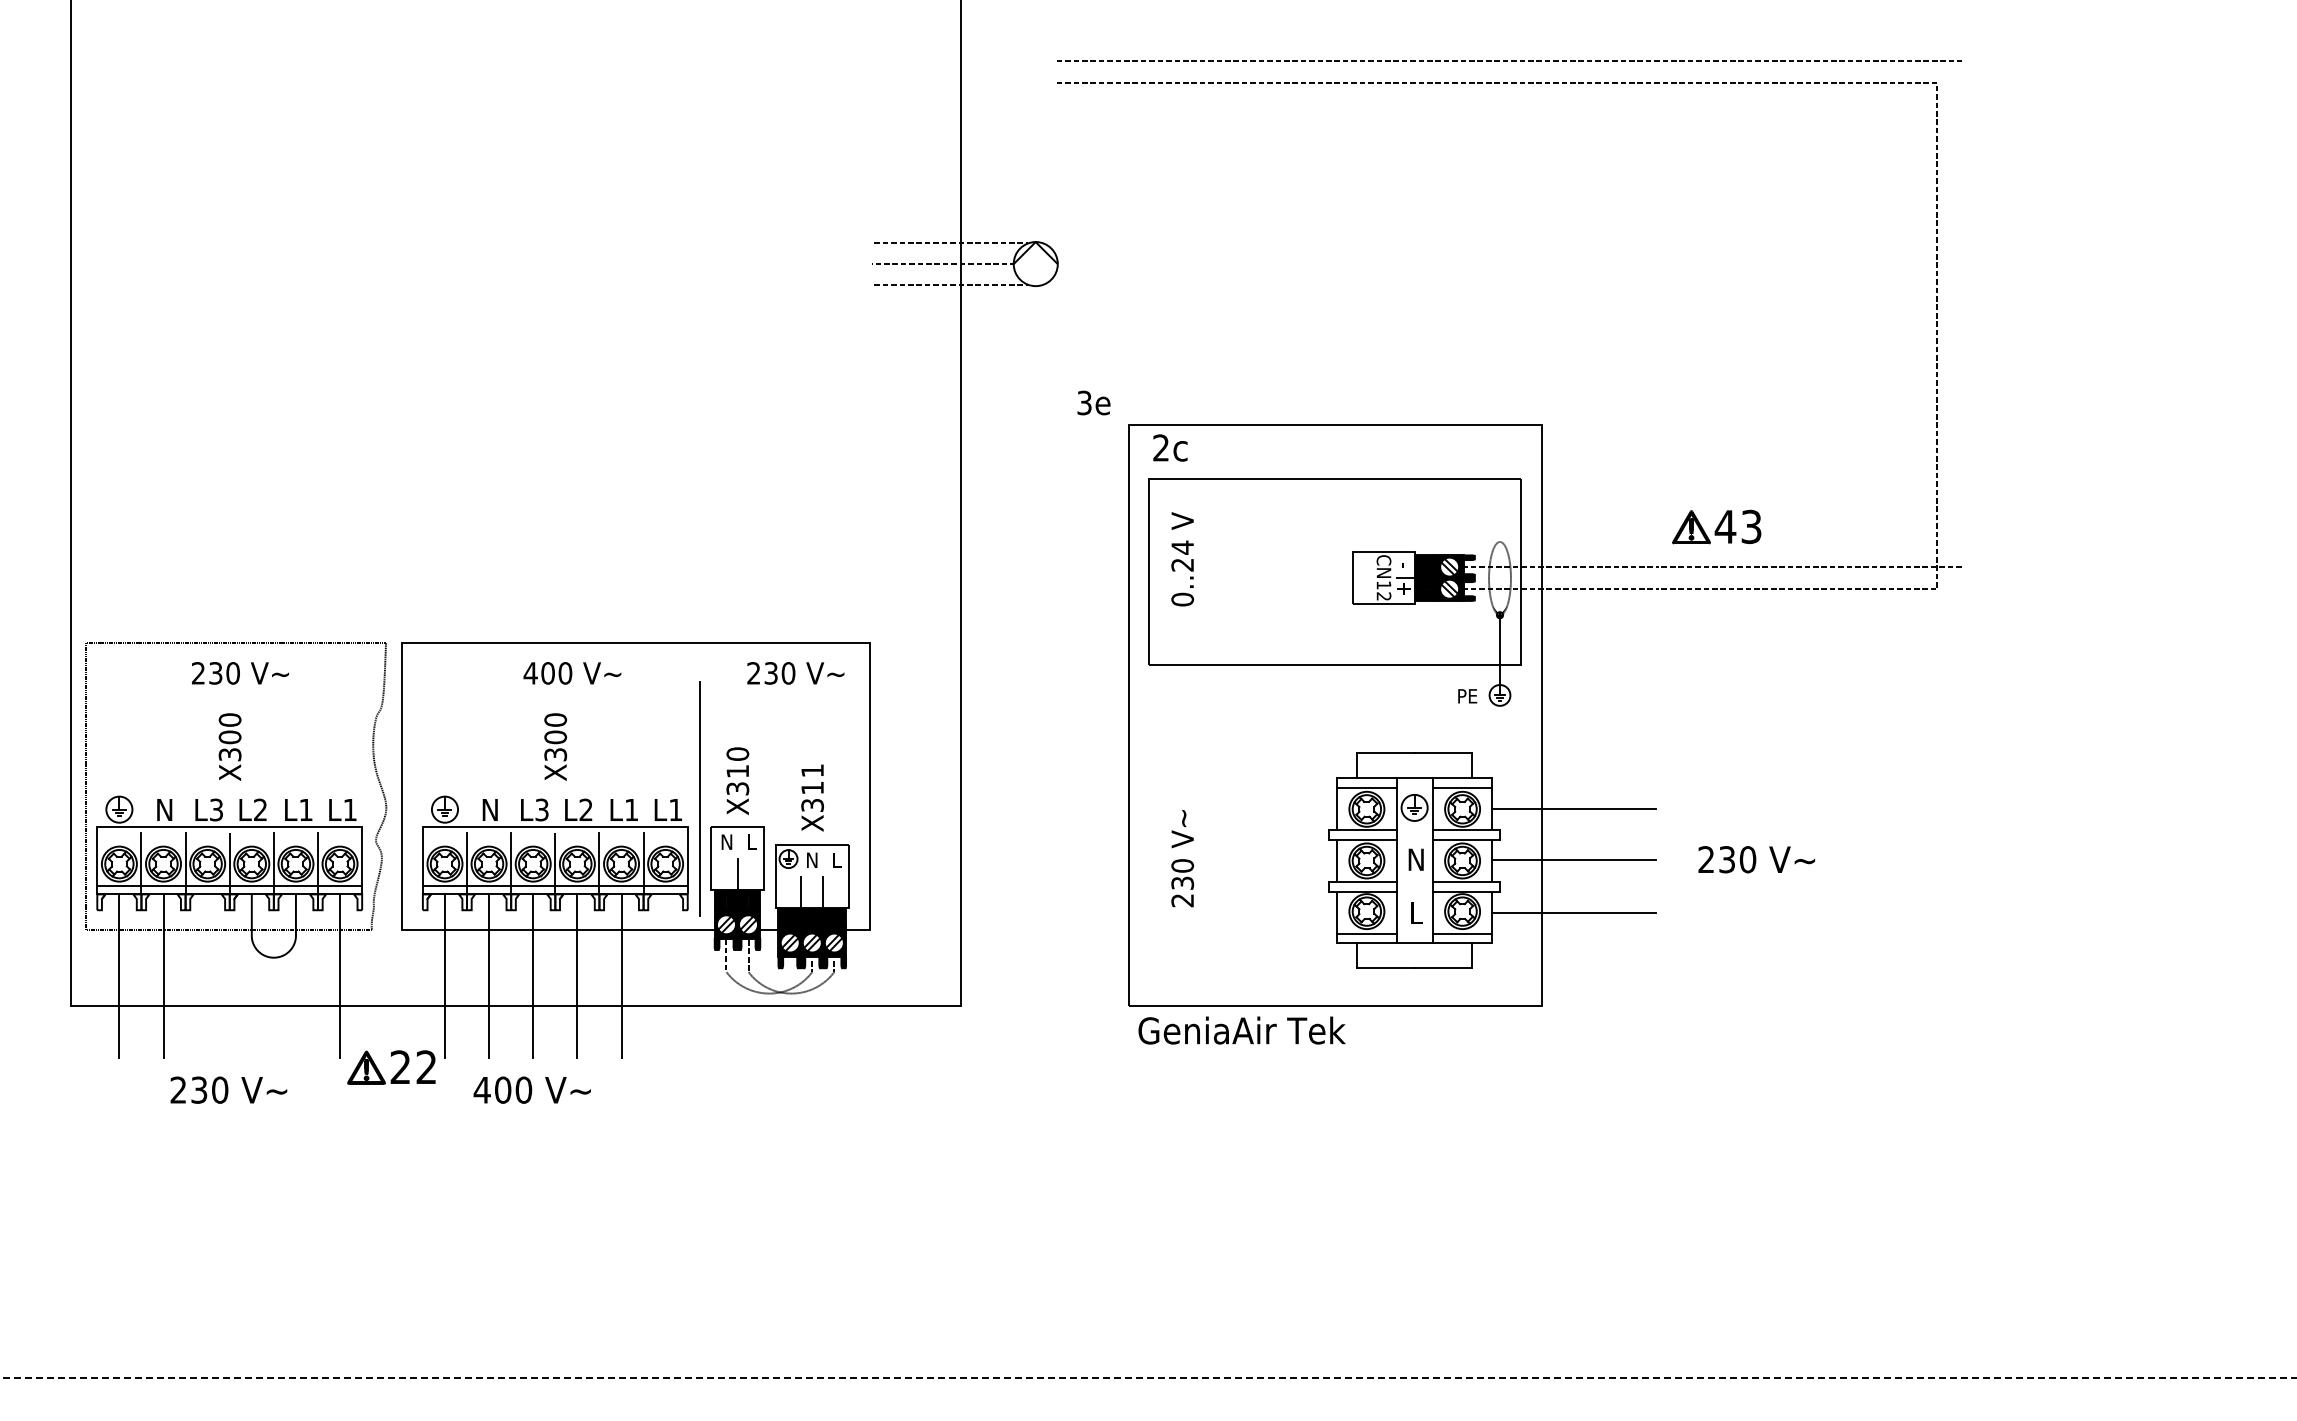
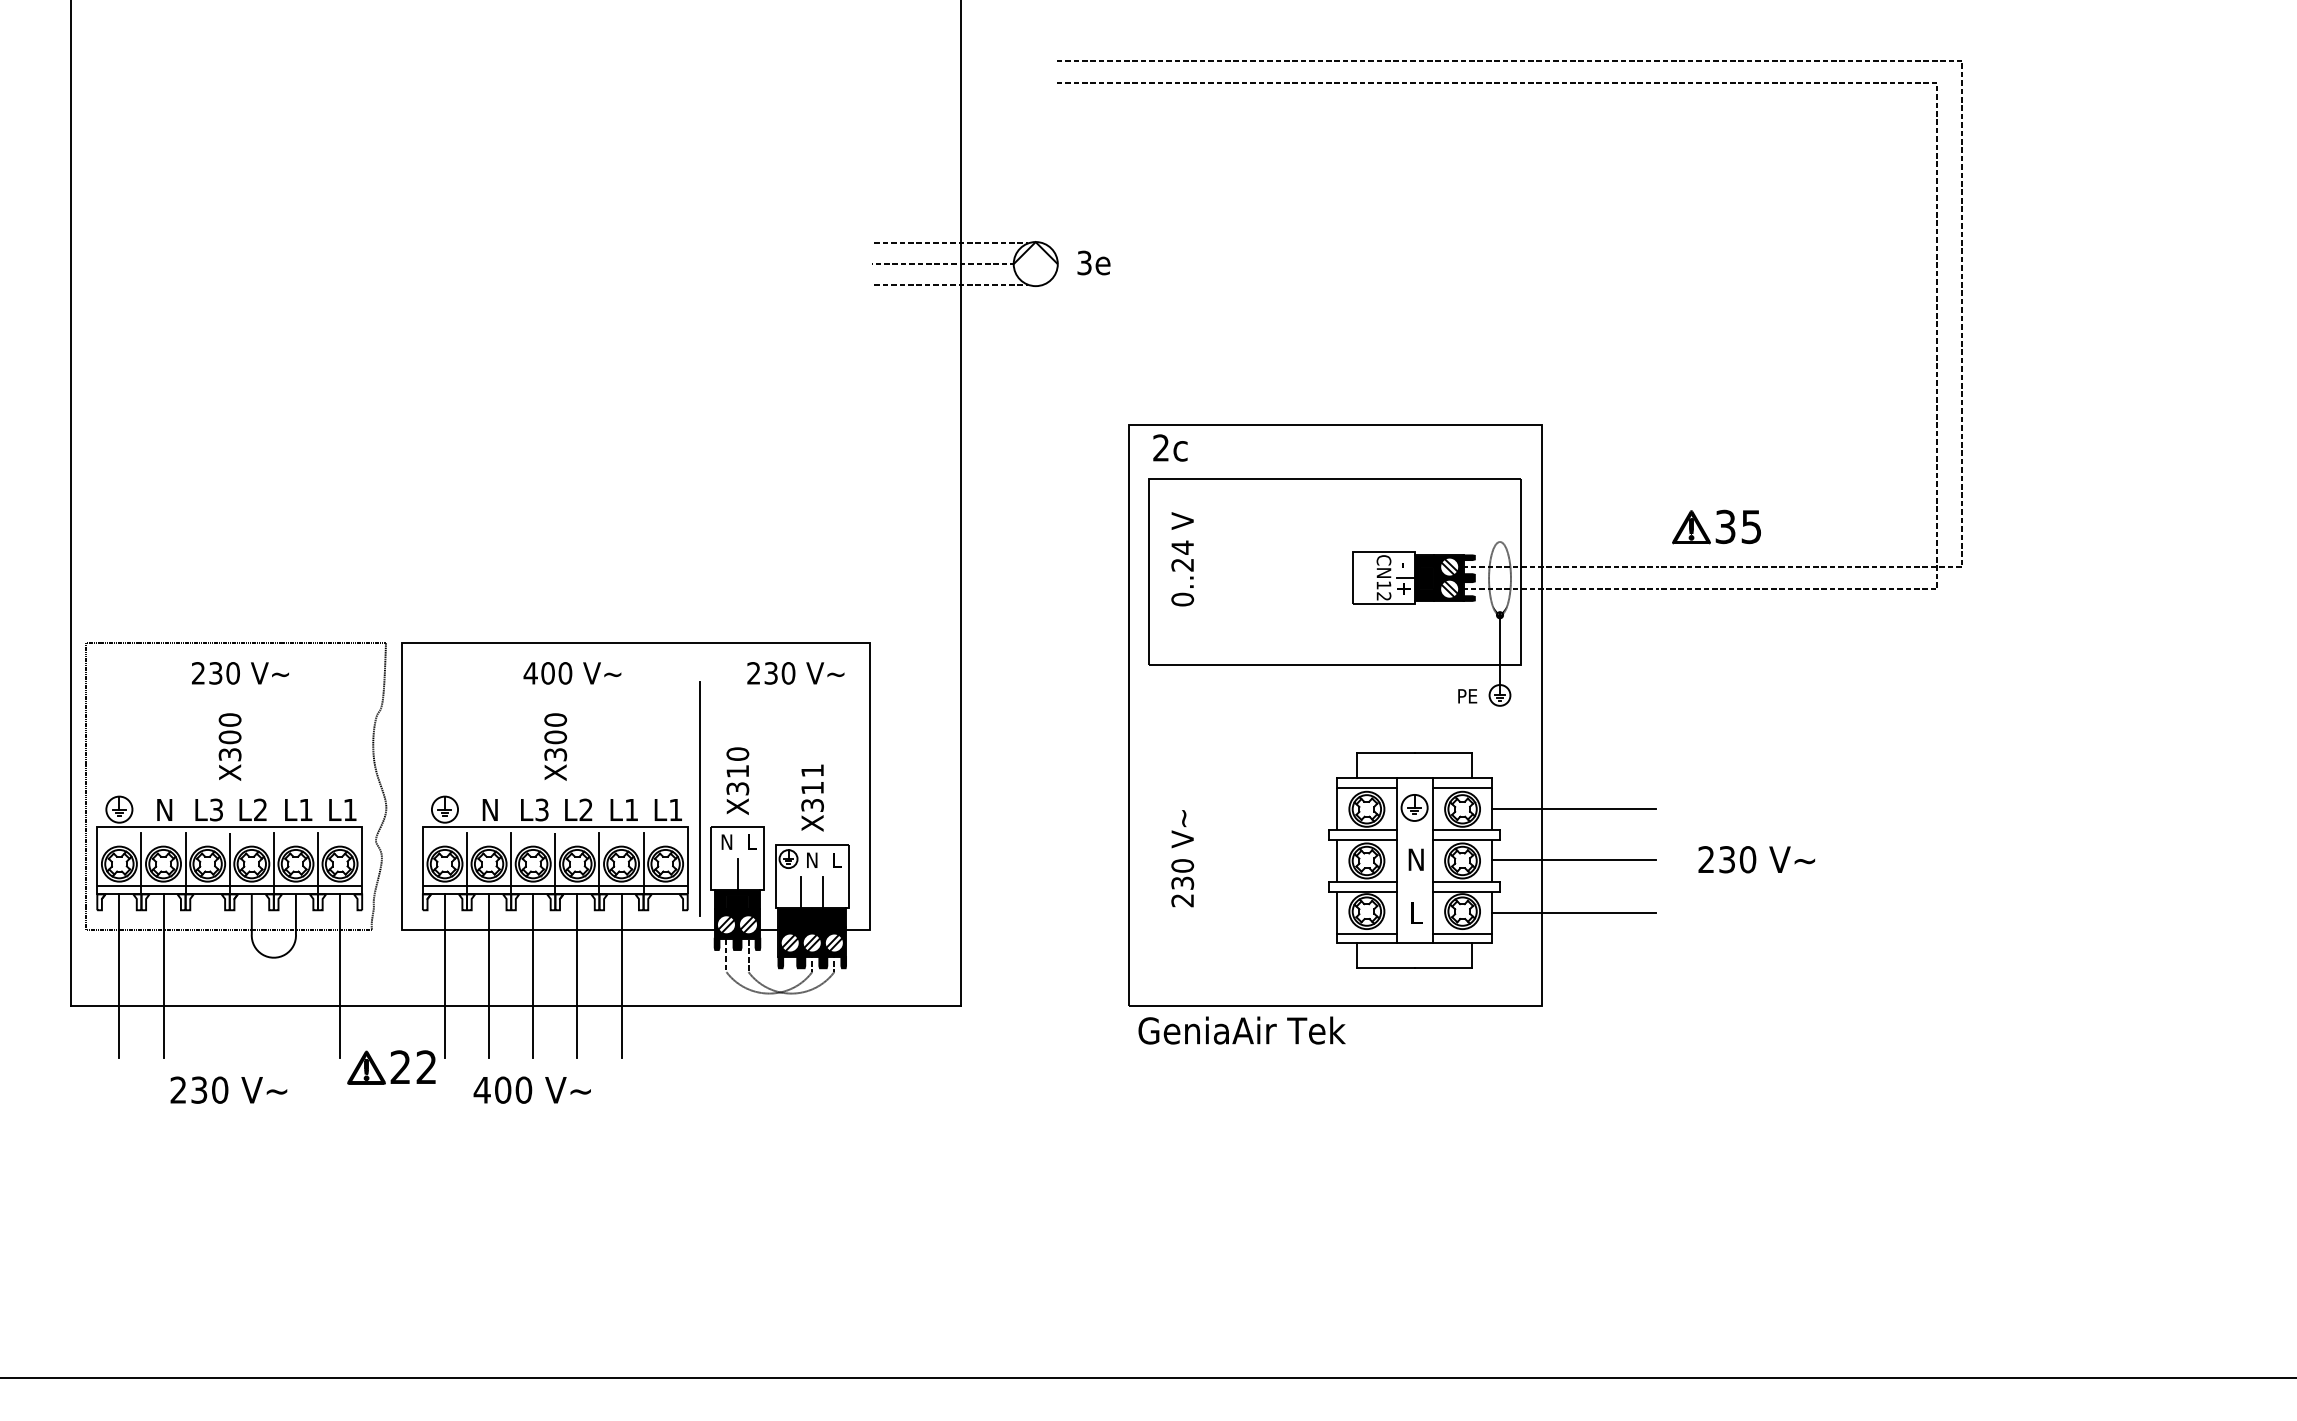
line: none -> present (1962, 313)
text position: (1093, 402) -> (1093, 262) (1093, 262)
text: 43 -> 35 (1737, 526)
line: dashed -> solid (1148, 1378)
